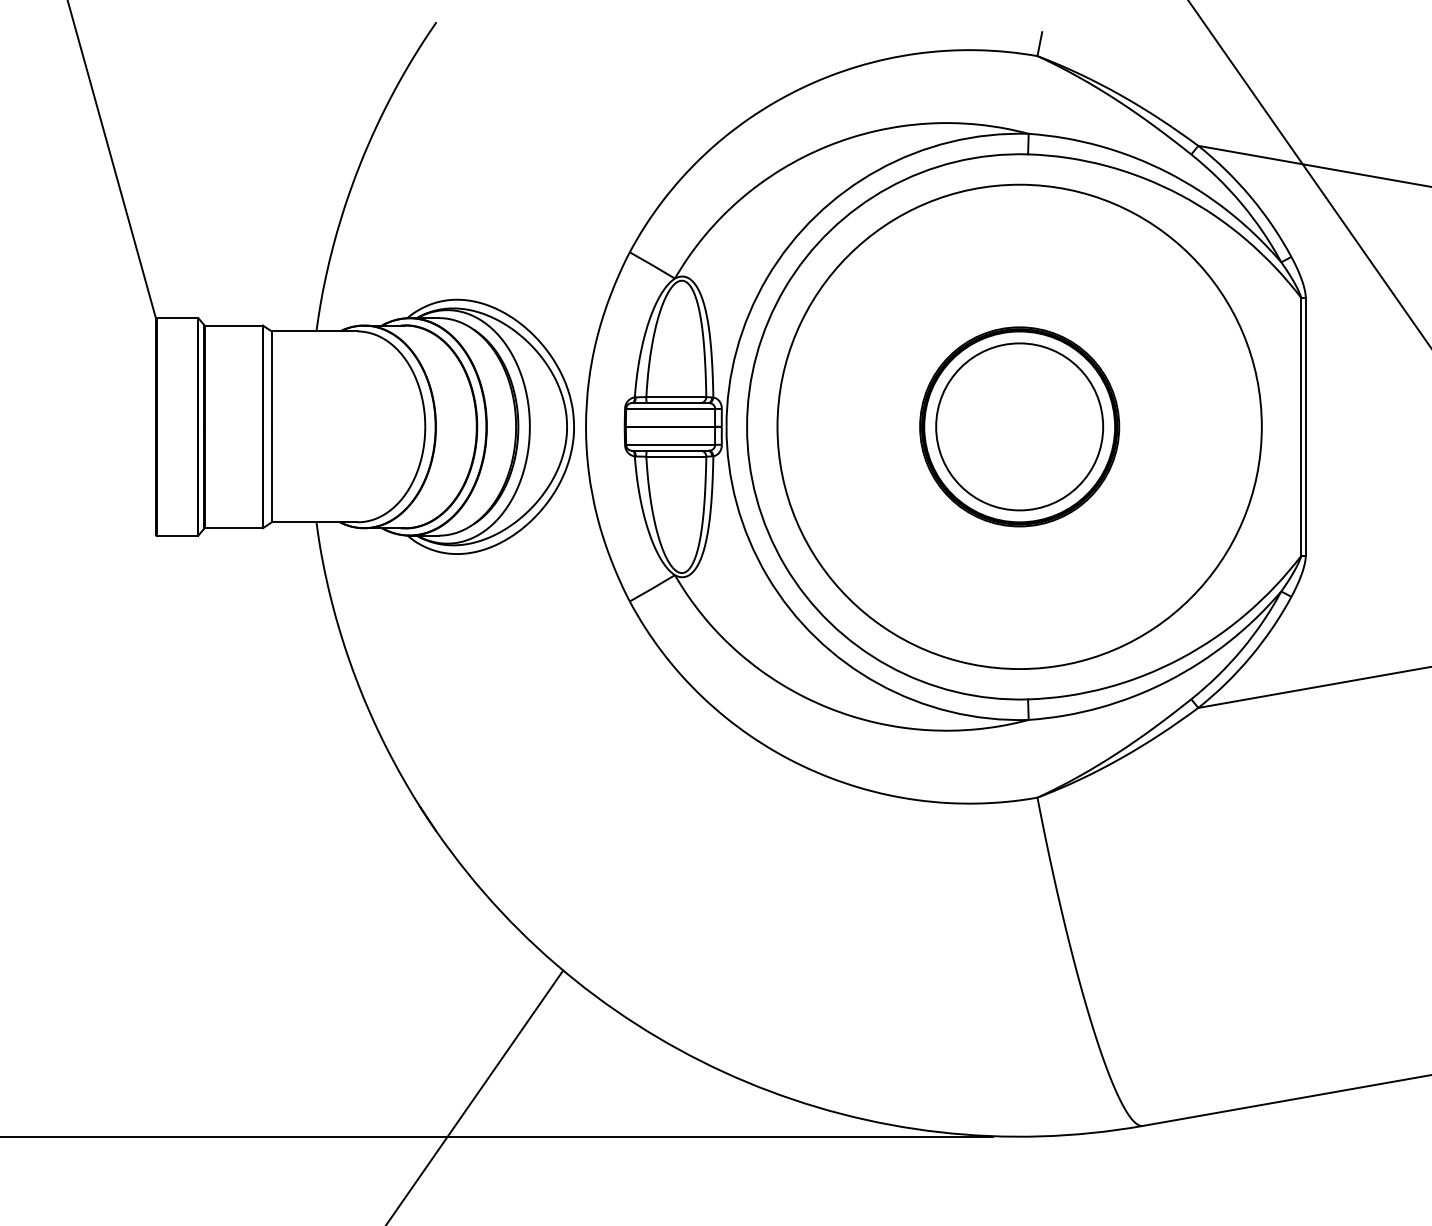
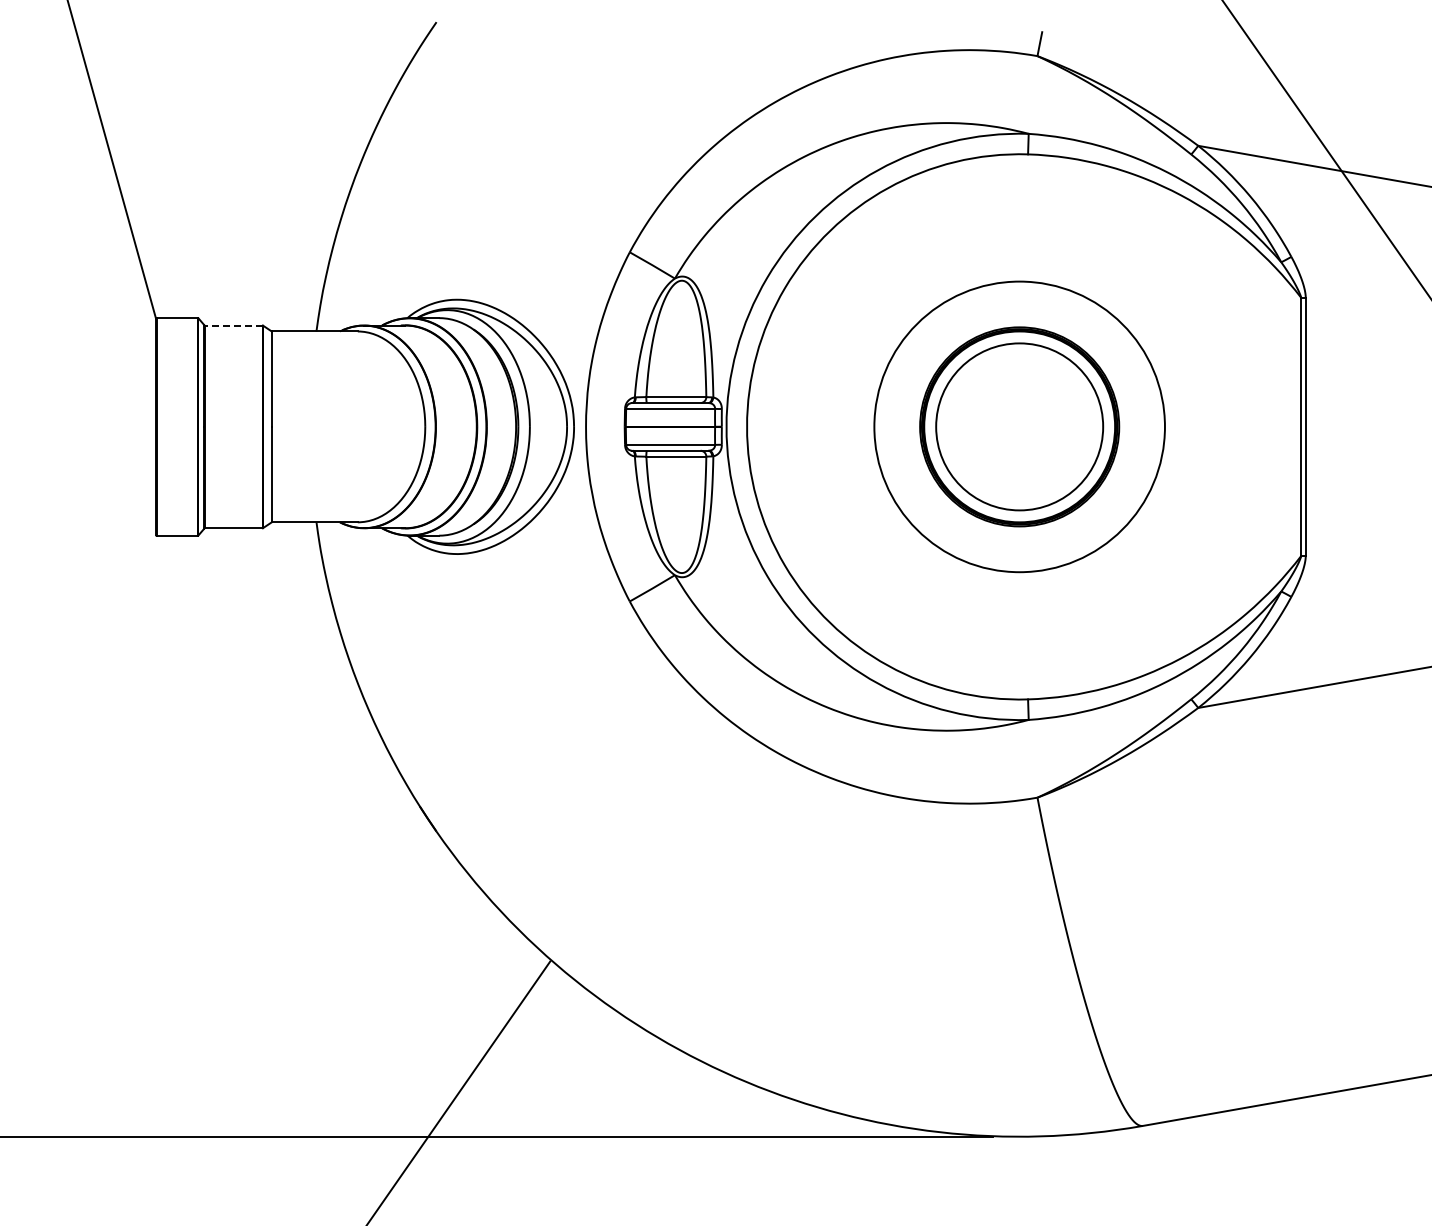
line position: (1308, 173) -> (1326, 148) (1326, 148)
line: solid -> dashed (233, 325)
circle diameter: 484 px -> 291 px (1019, 426)
line position: (475, 1096) -> (459, 1091) (459, 1091)
